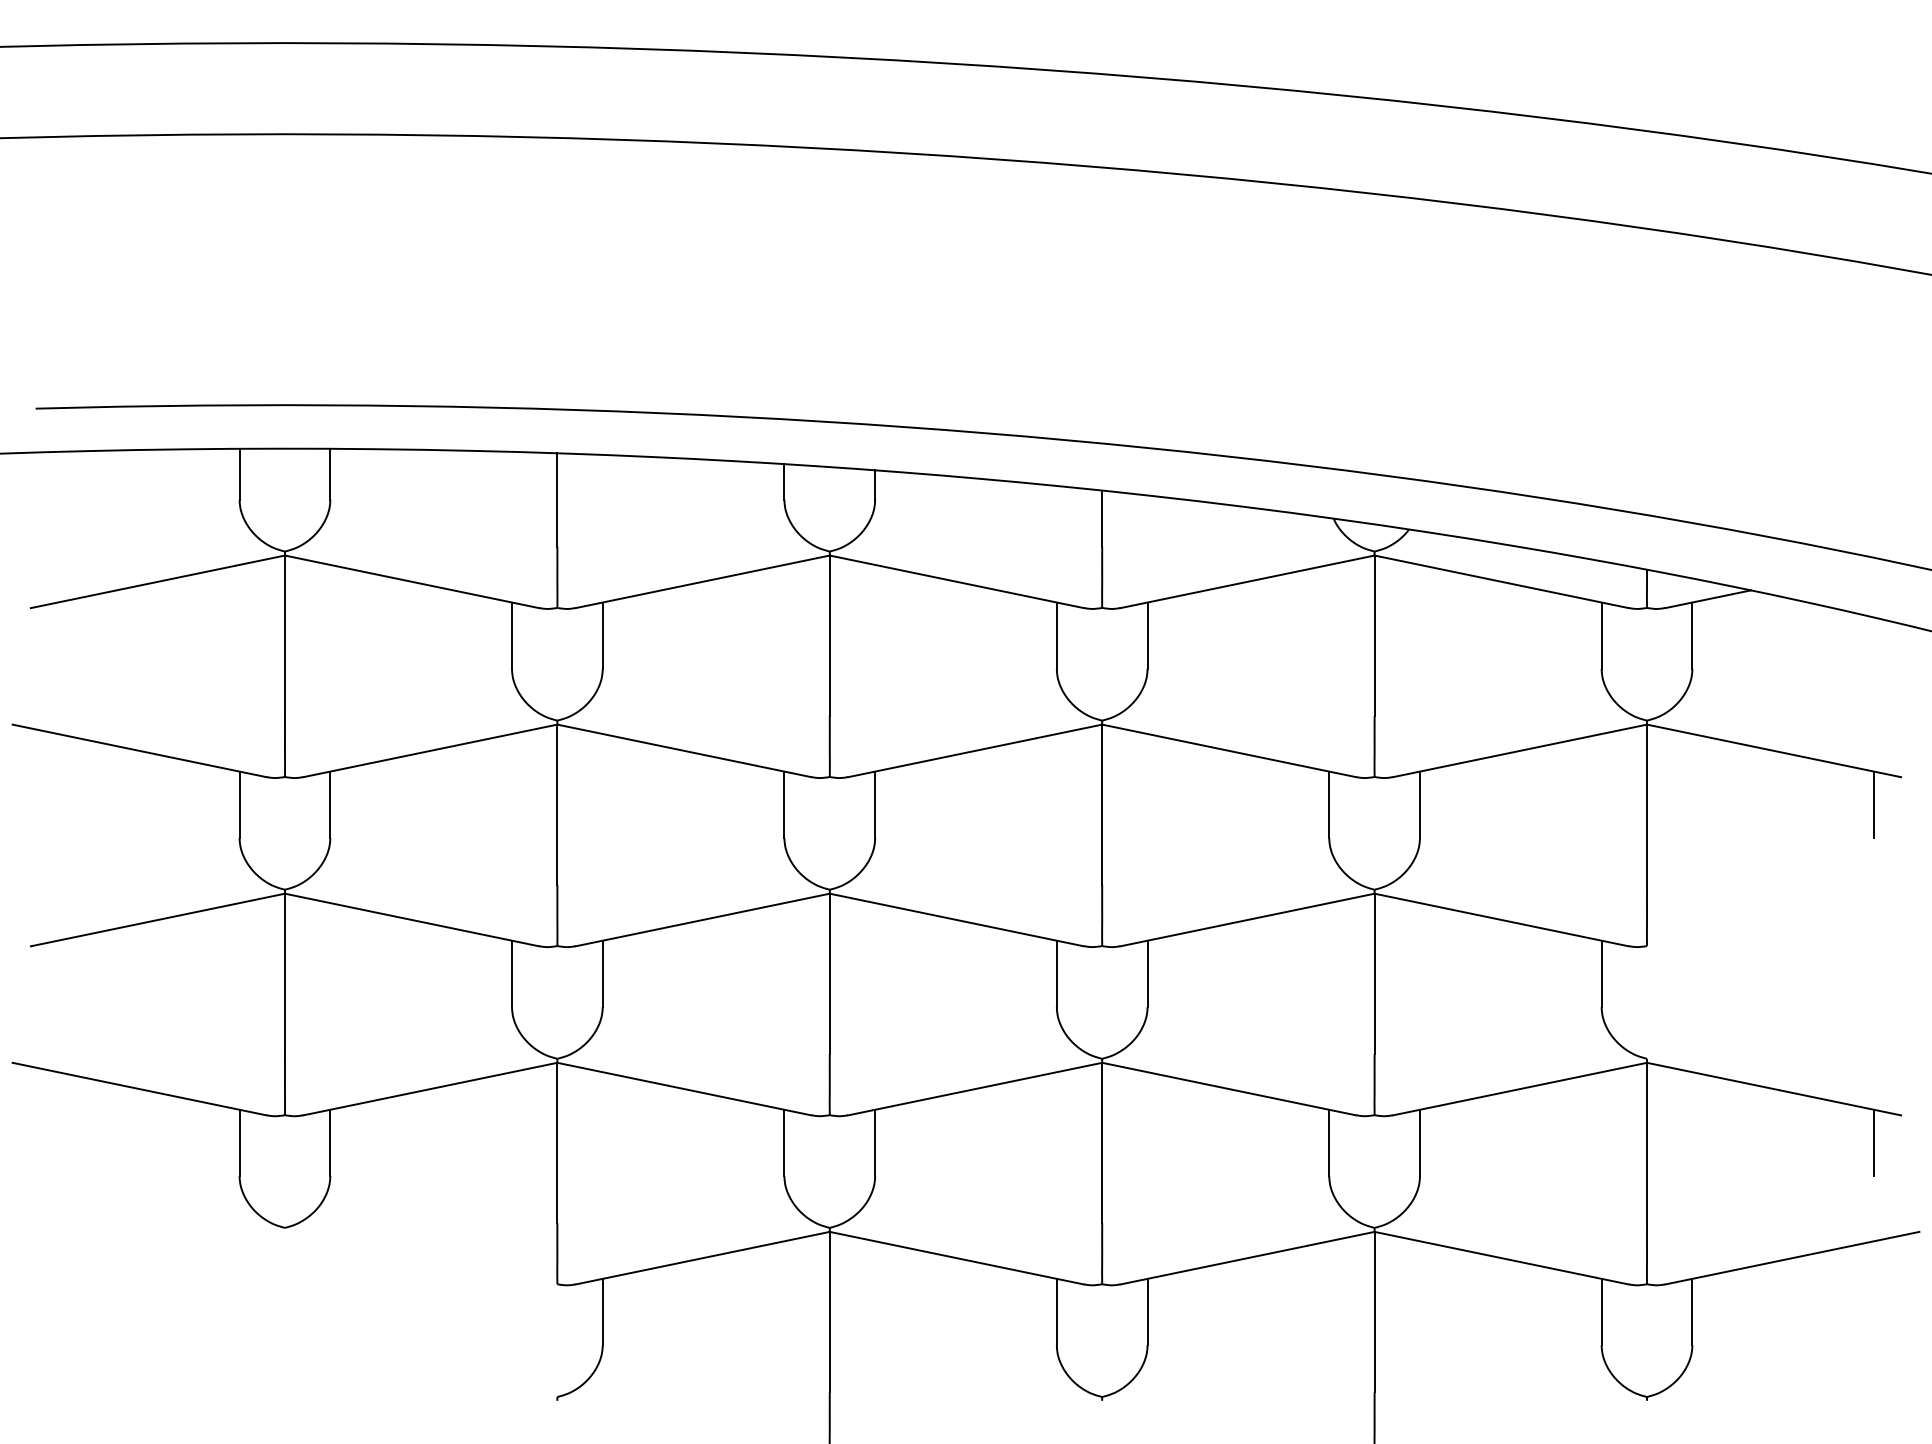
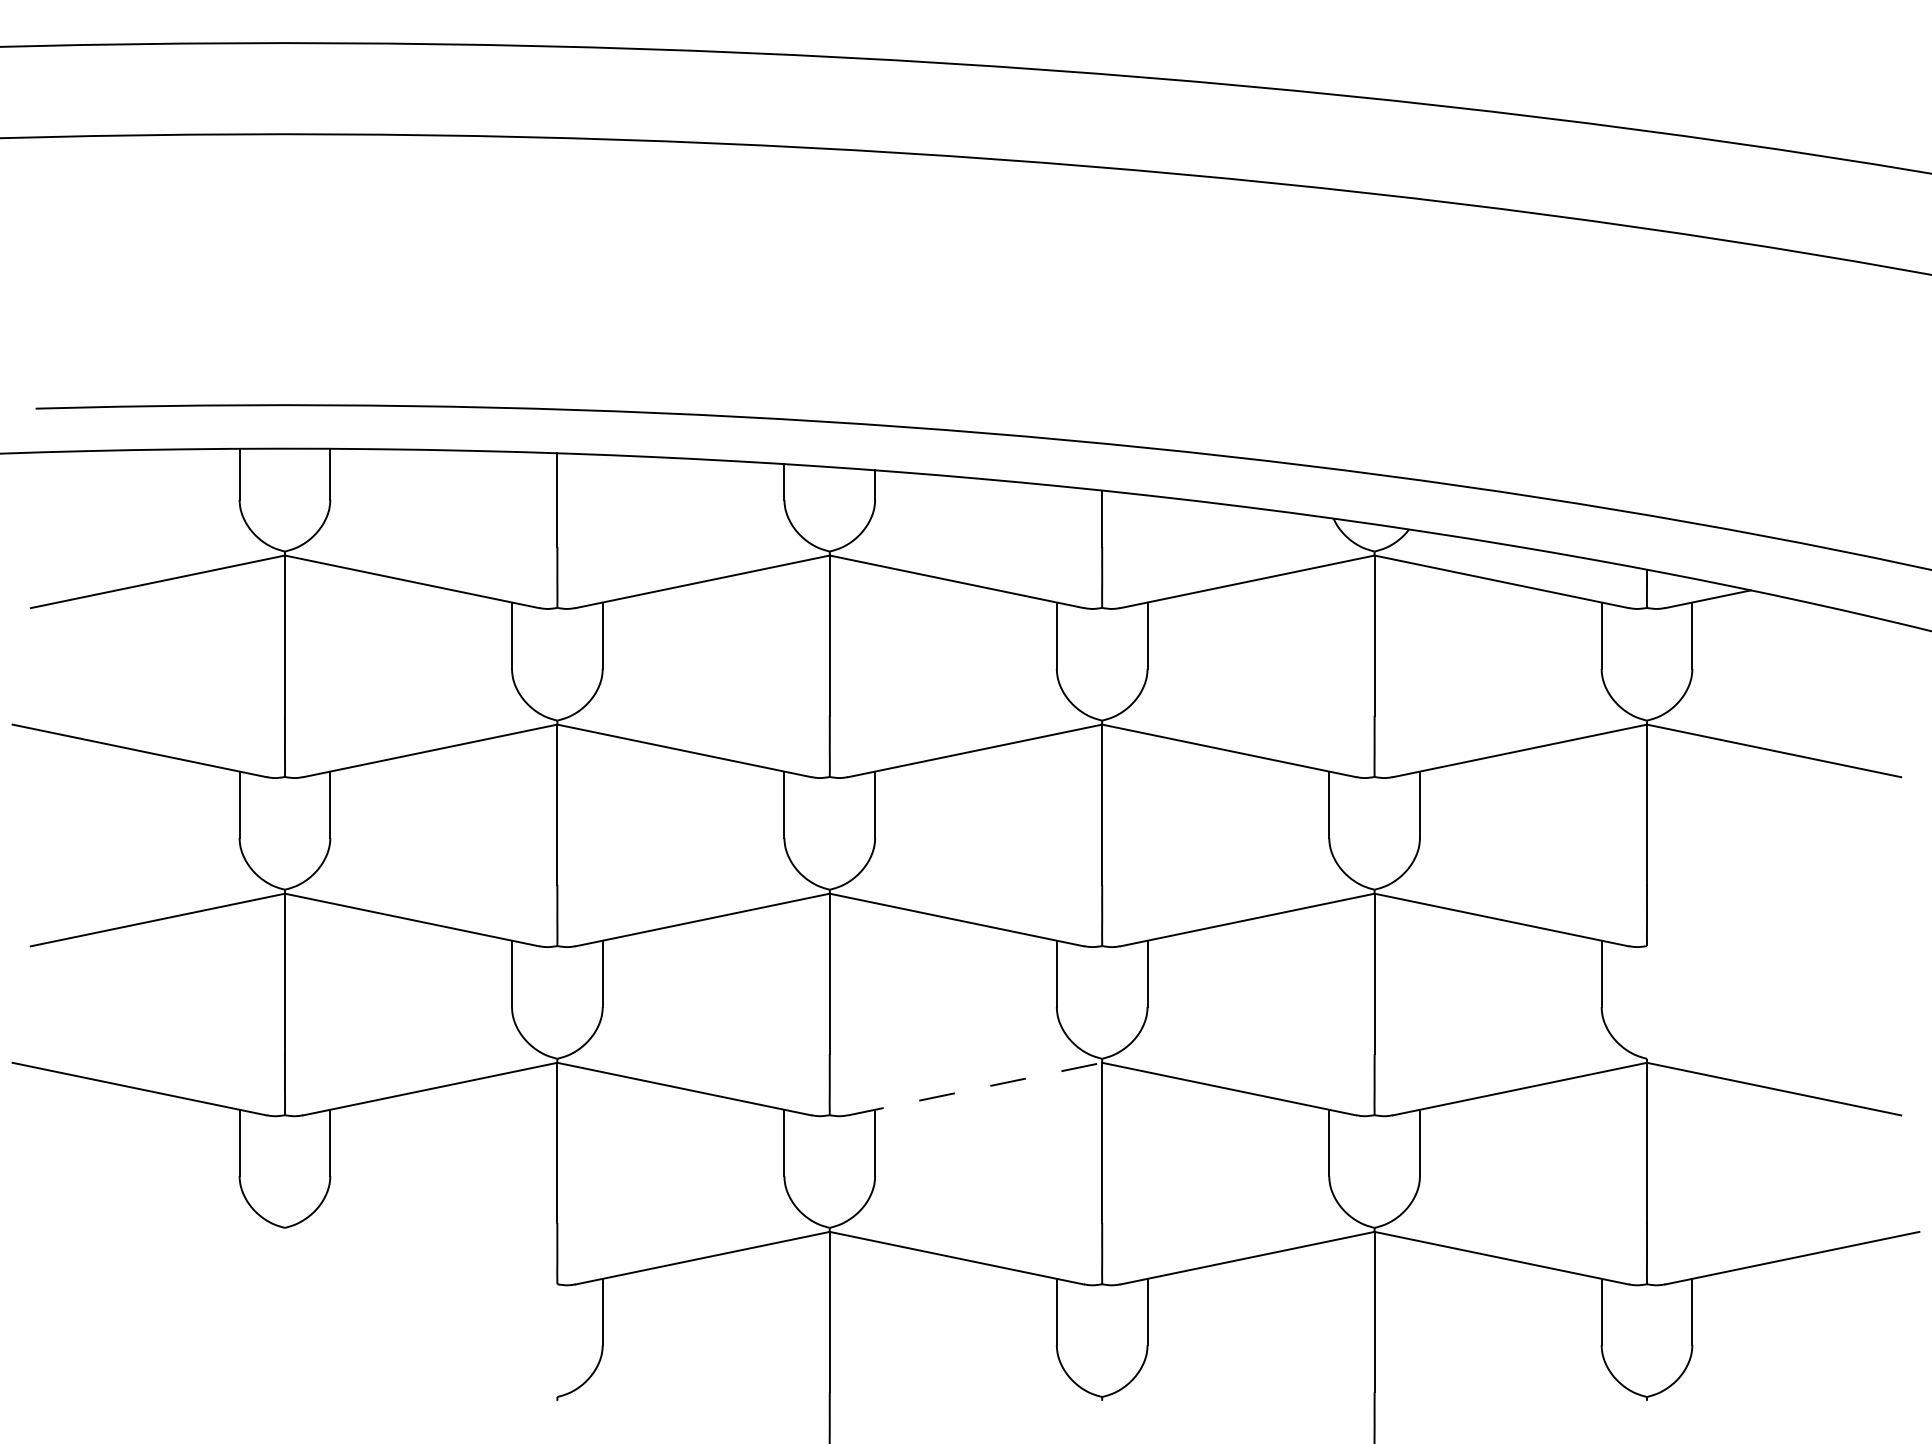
line: present -> none (1874, 804)
line: solid -> dashed (975, 1089)
line: present -> none (1874, 1142)
